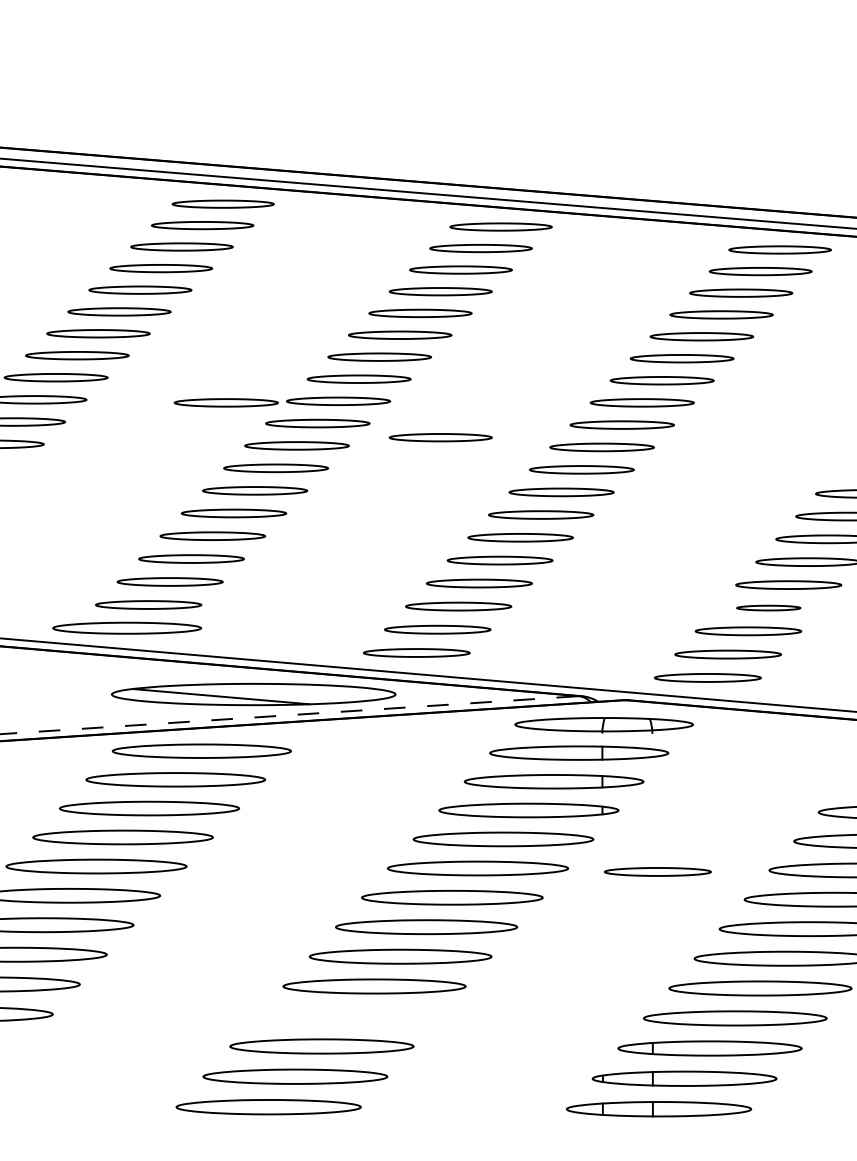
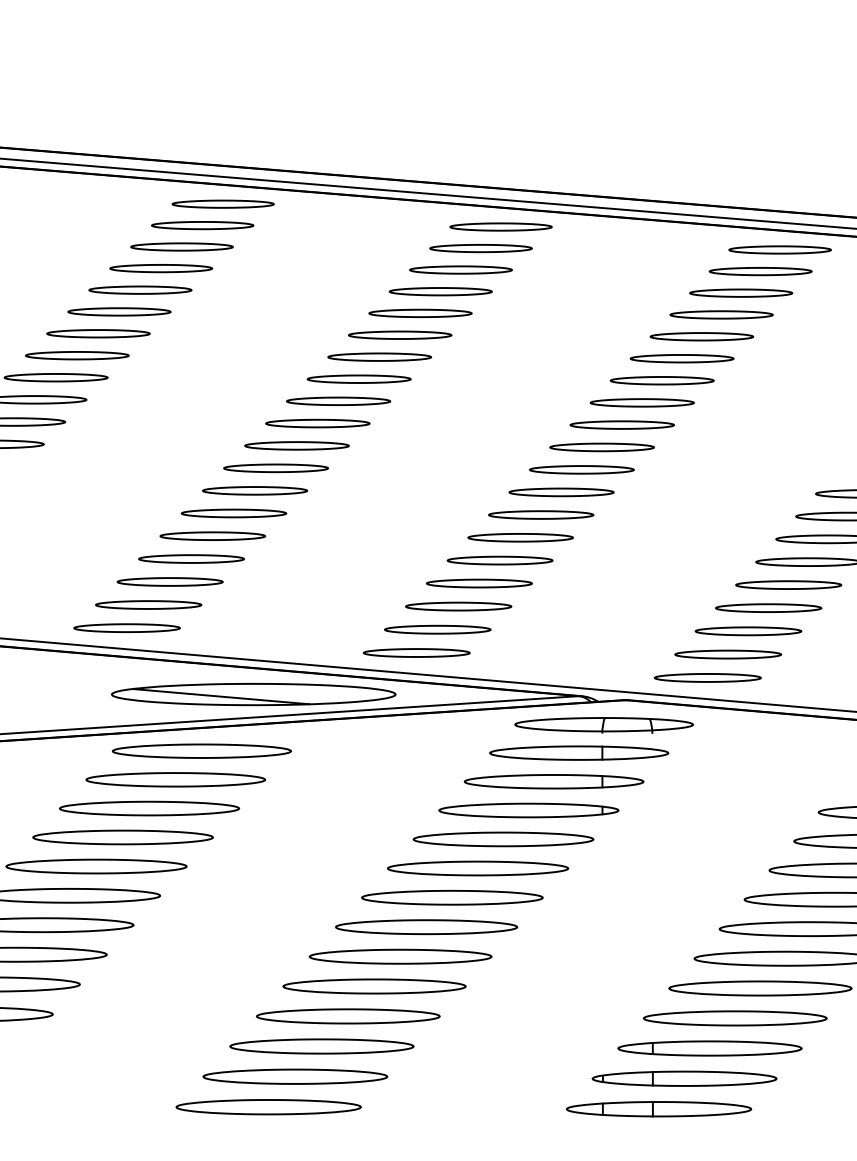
part: present -> none (225, 402)
part: present -> none (440, 437)
part size: 66x8 px -> 108x10 px (768, 607)
part size: 151x14 px -> 108x10 px (126, 627)
line: dashed -> solid (289, 715)
part: present -> none (657, 871)
part: none -> present (348, 1016)
